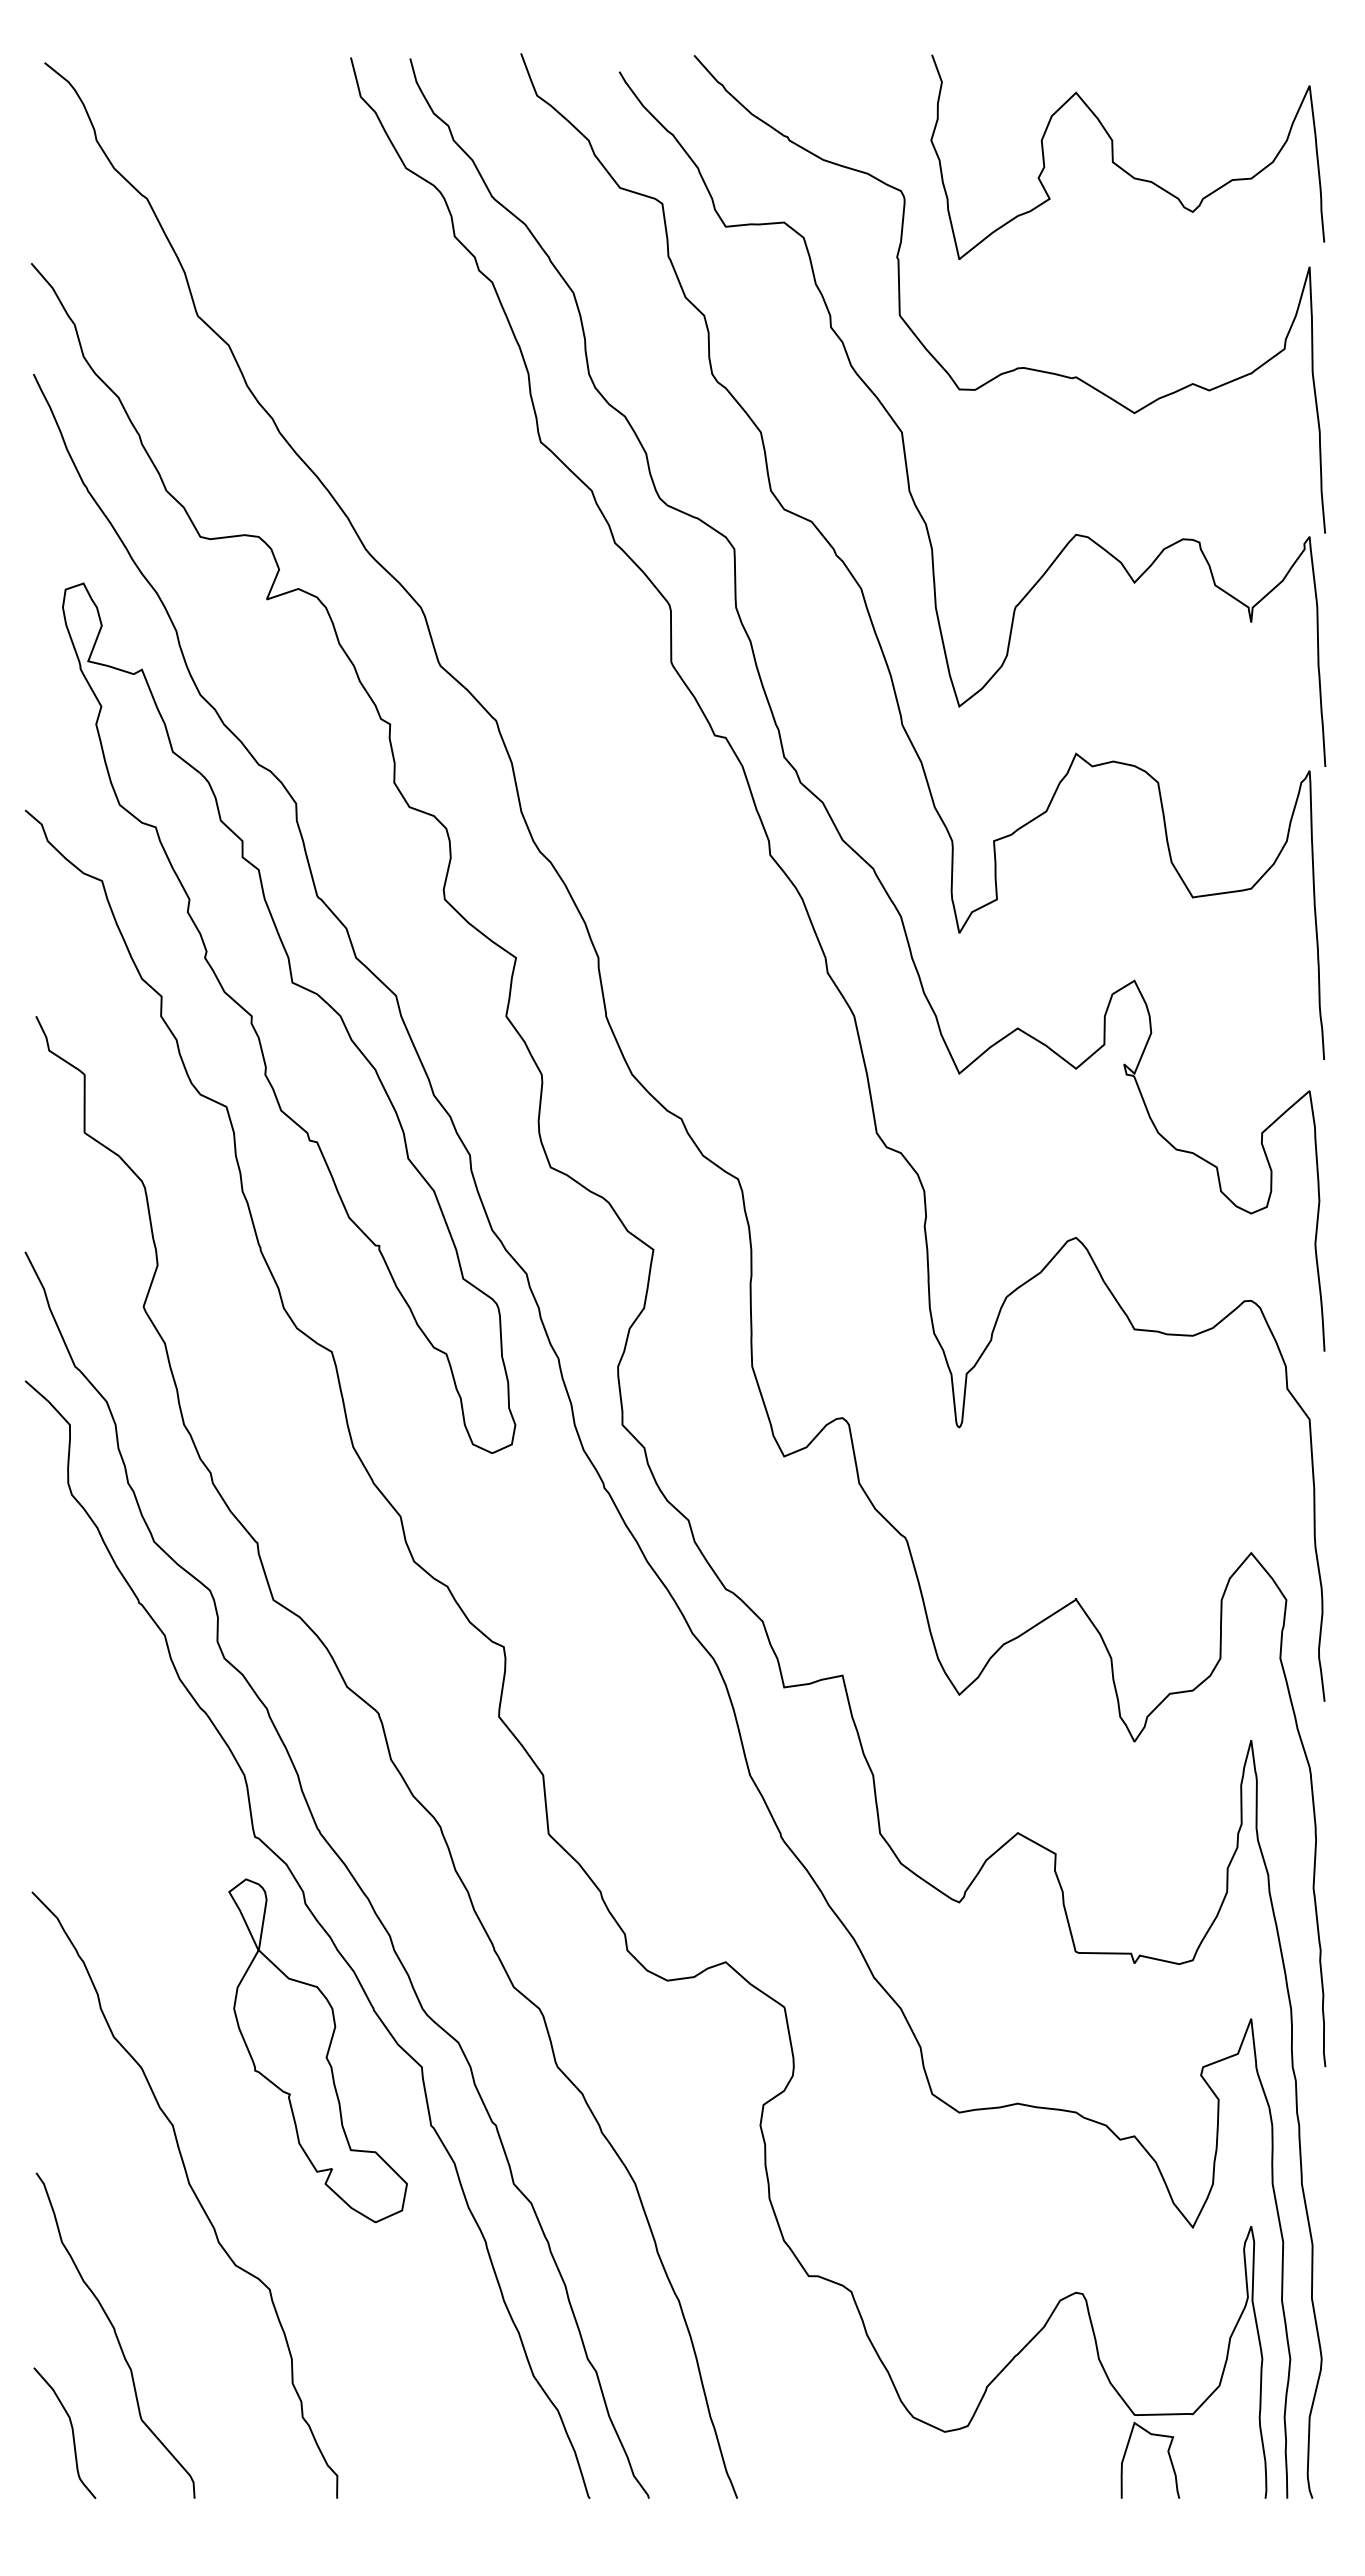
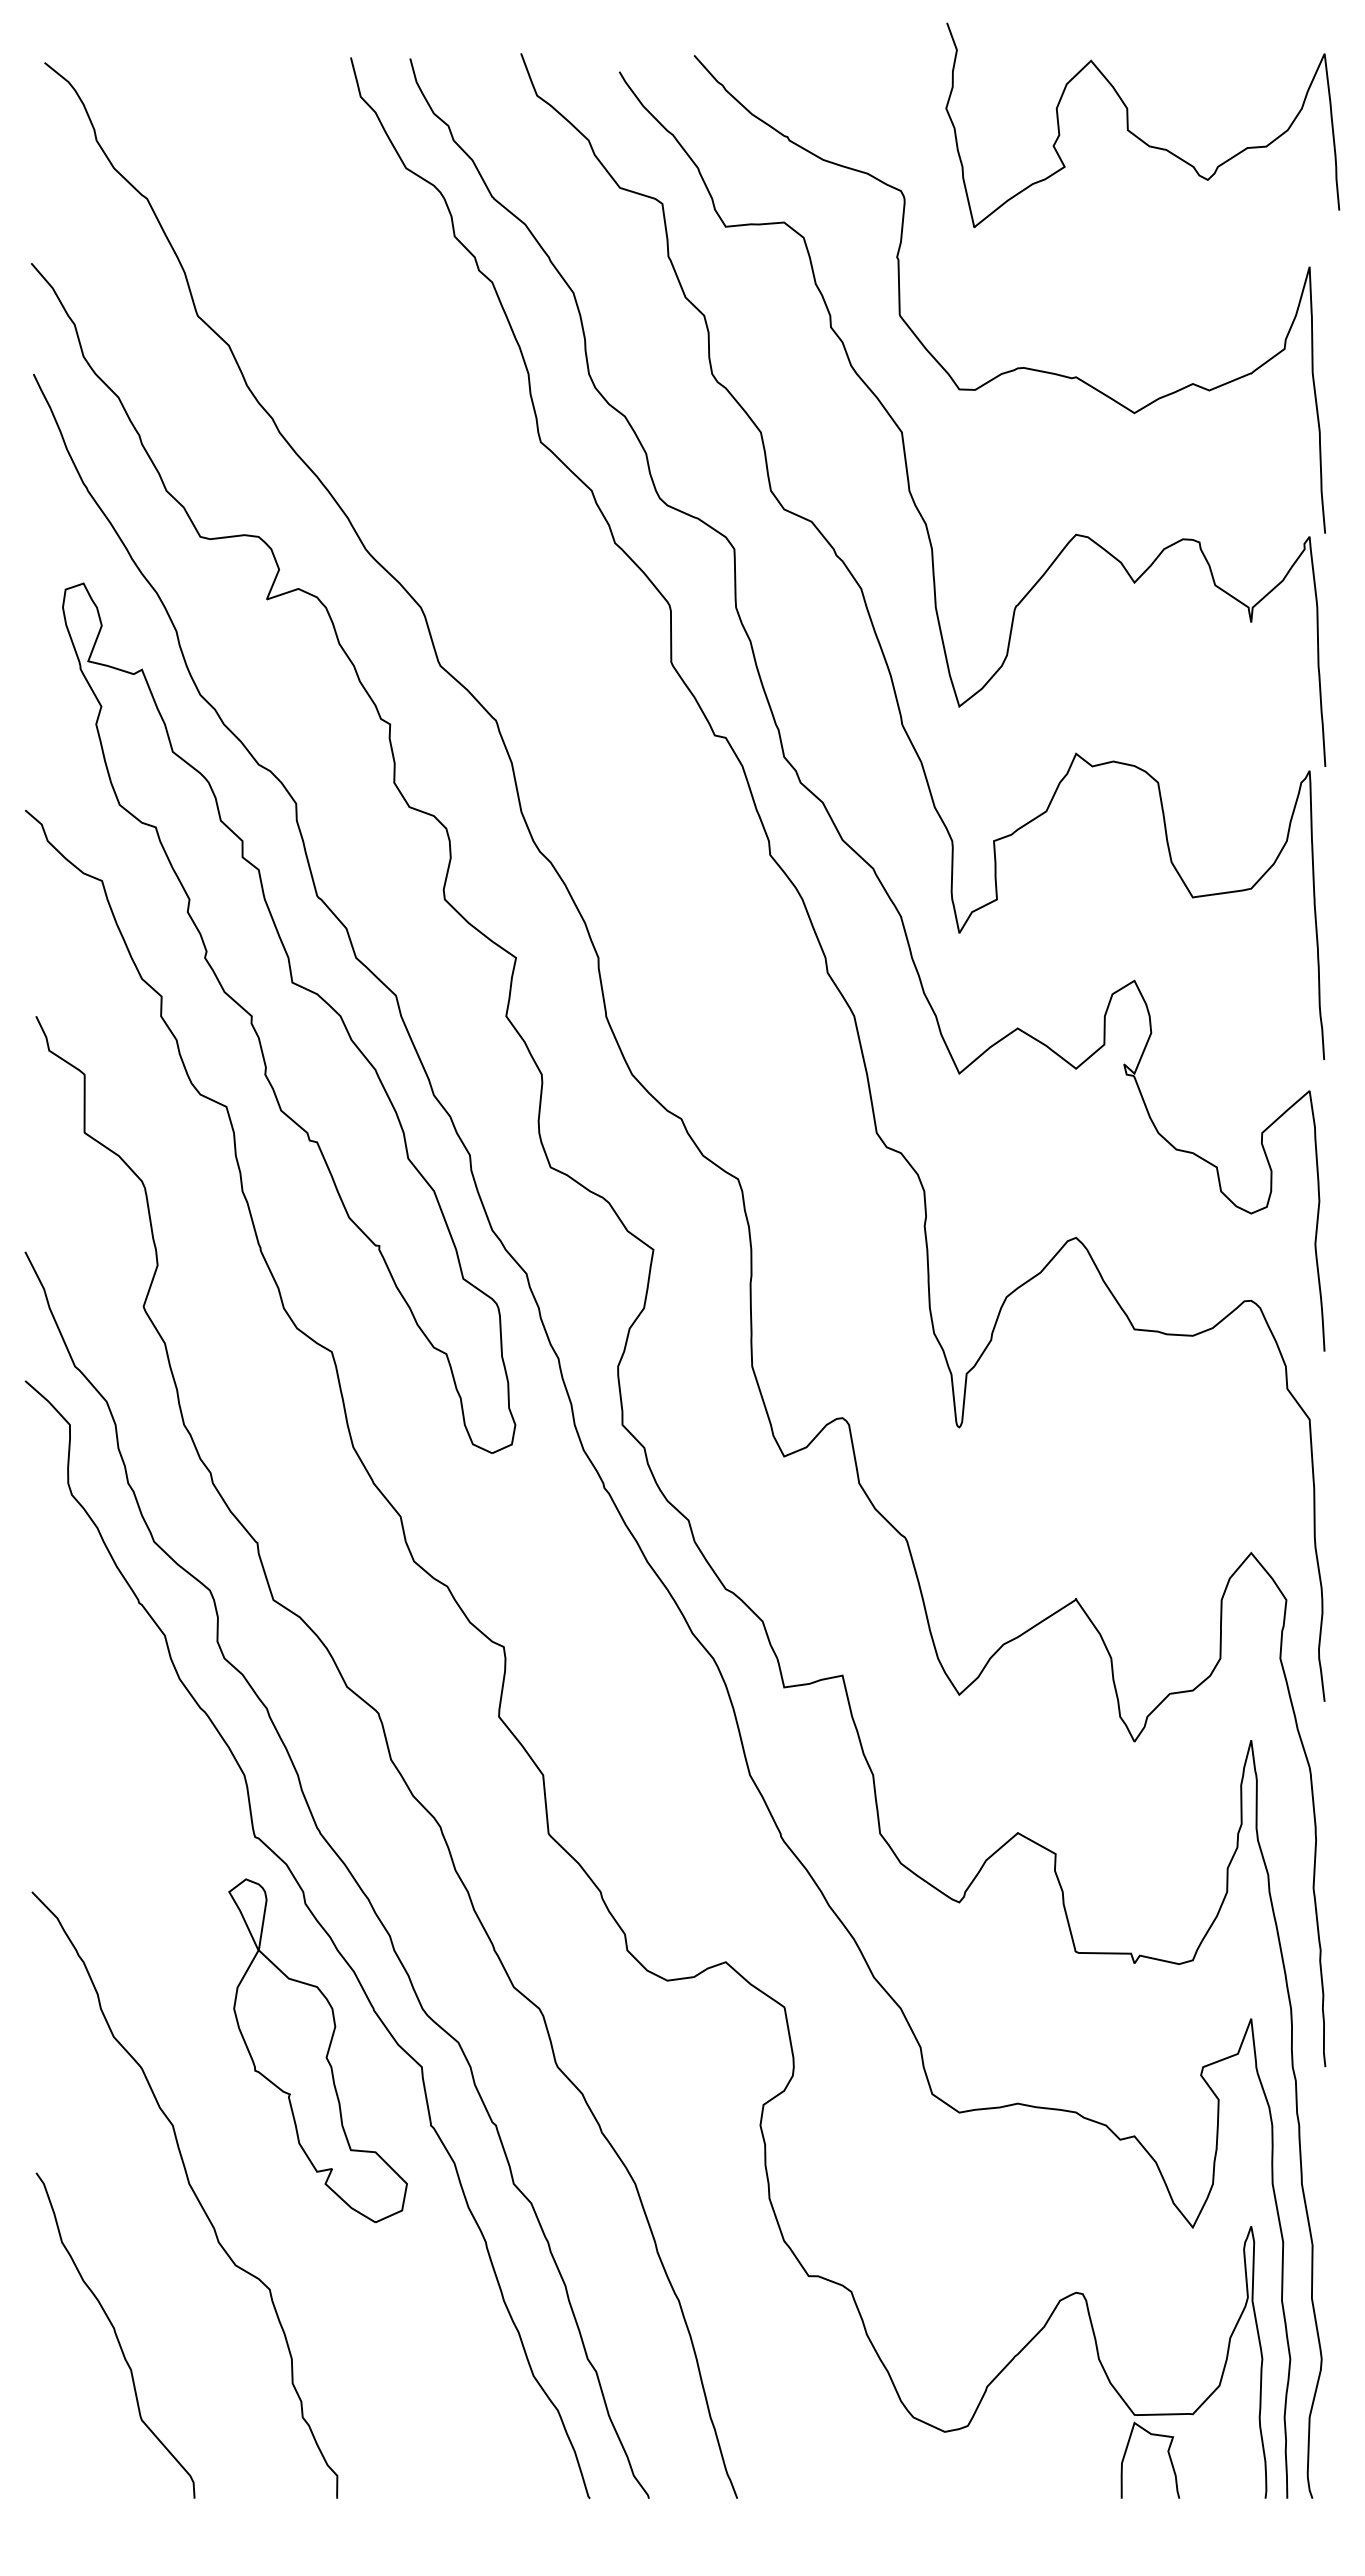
curve position: (1119, 165) -> (1134, 133) (1134, 133)
curve: present -> none (71, 2430)
